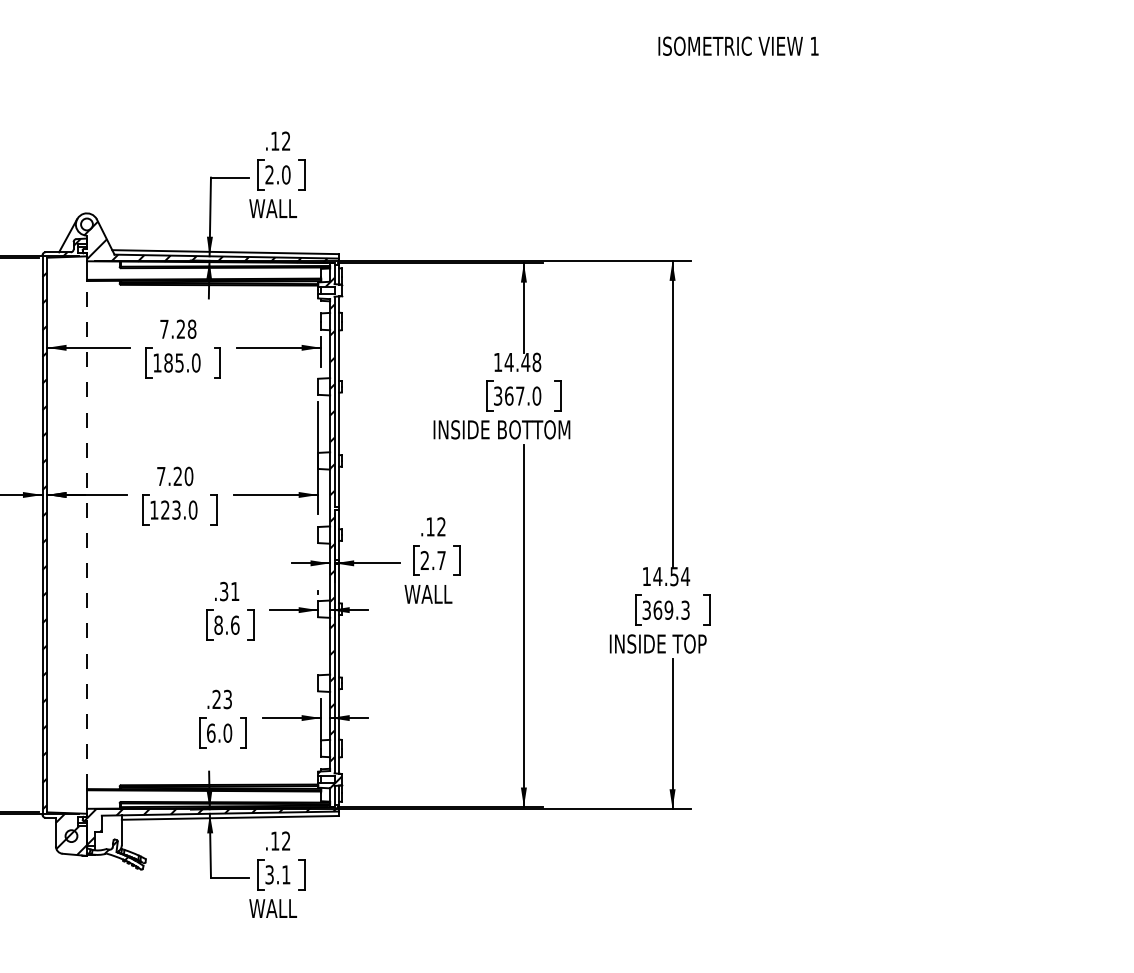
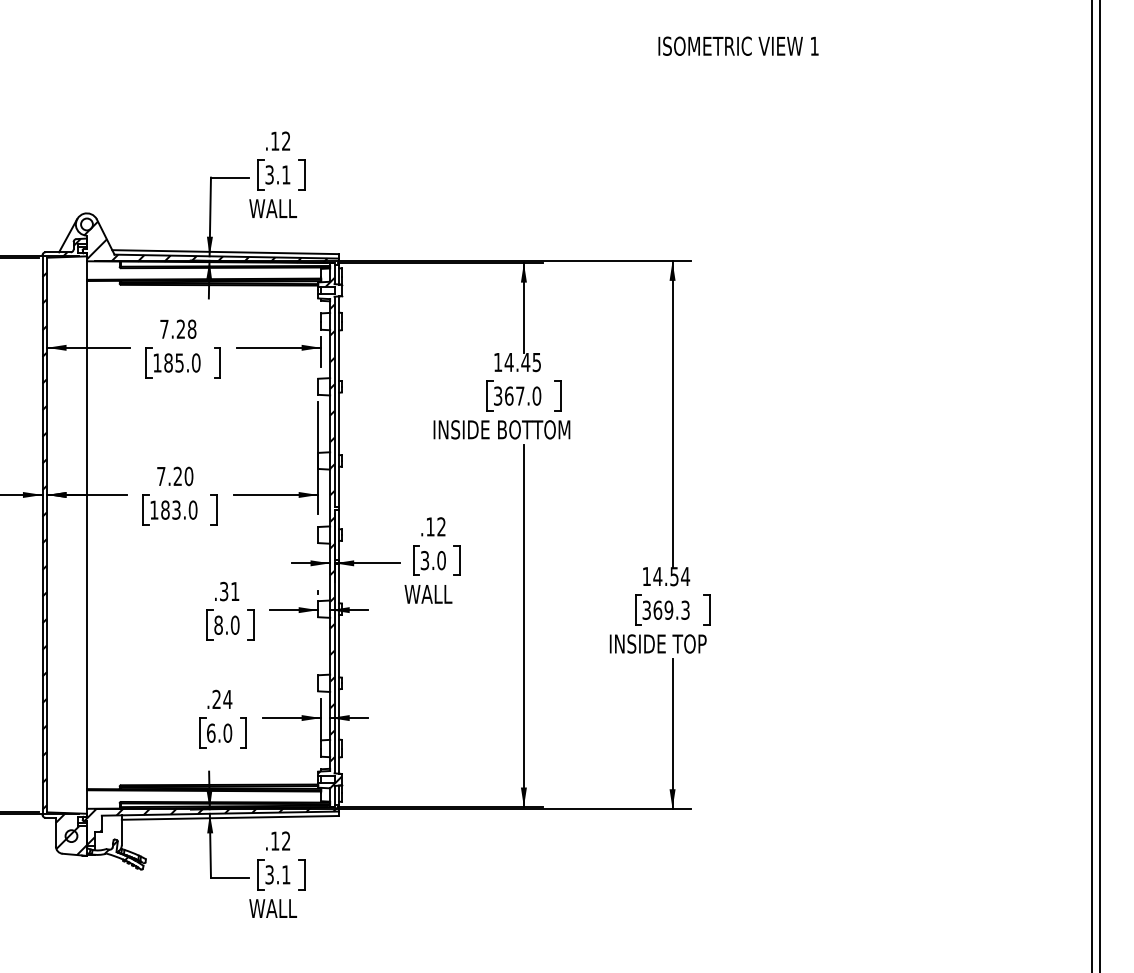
text: 2.0 -> 3.1 (277, 174)
text: 14.48 -> 14.45 (536, 362)
line: none -> present (1091, 485)
line: none -> present (1099, 485)
text: 123.0 -> 183.0 (165, 509)
line: dashed -> solid (87, 534)
text: 2.7 -> 3.0 (432, 560)
text: 8.6 -> 8.0 (235, 624)
text: .23 -> .24 (227, 699)
